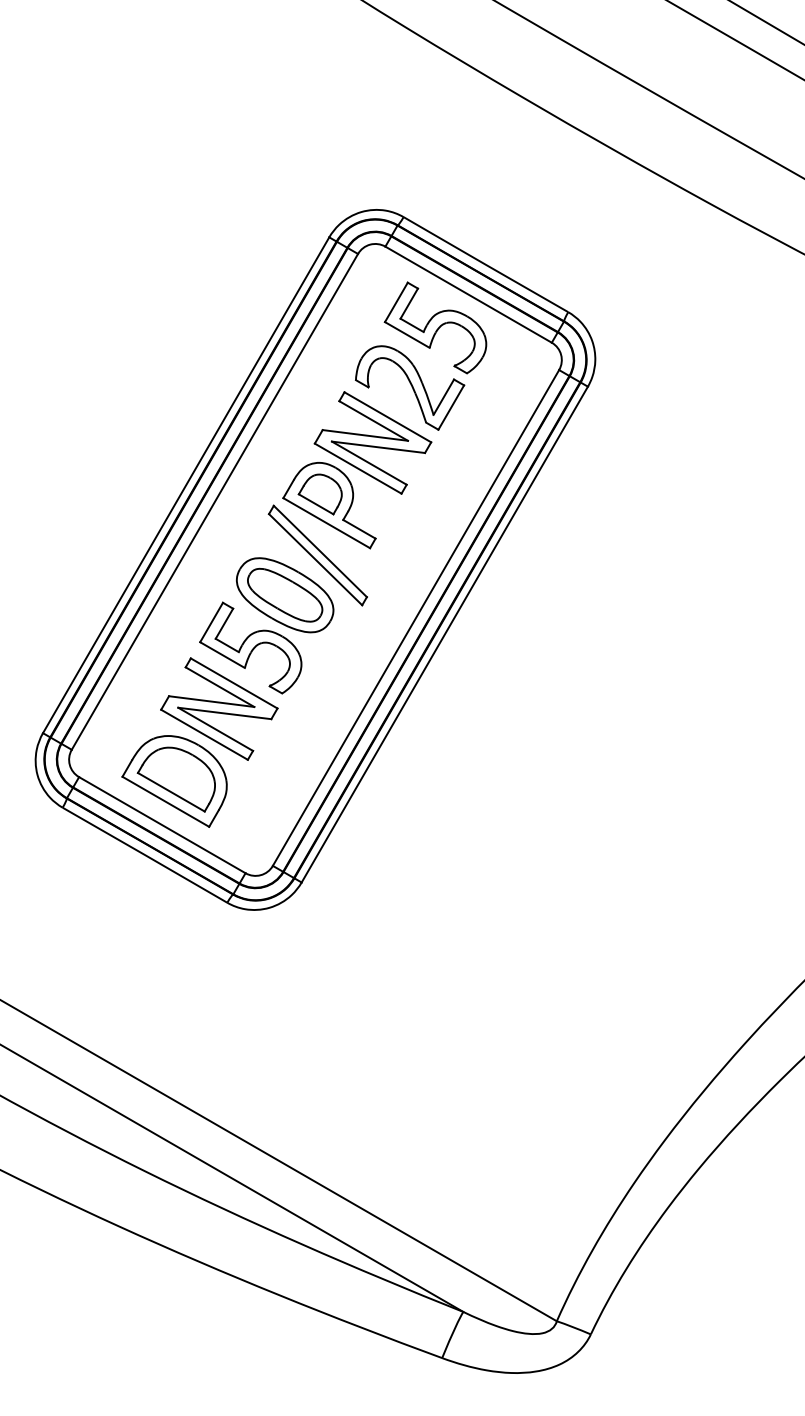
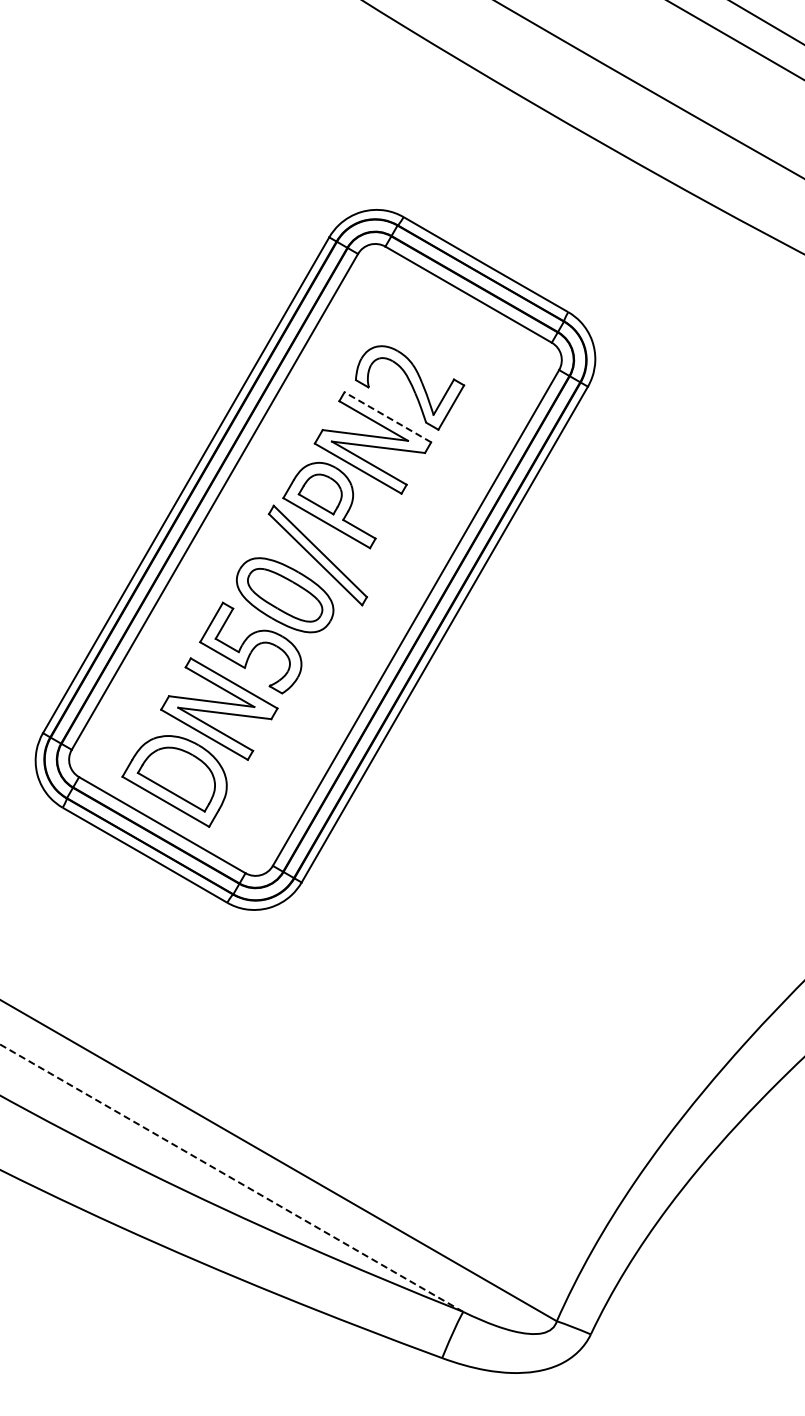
part: present -> none (435, 327)
line: solid -> dashed (387, 417)
line: solid -> dashed (231, 1178)
